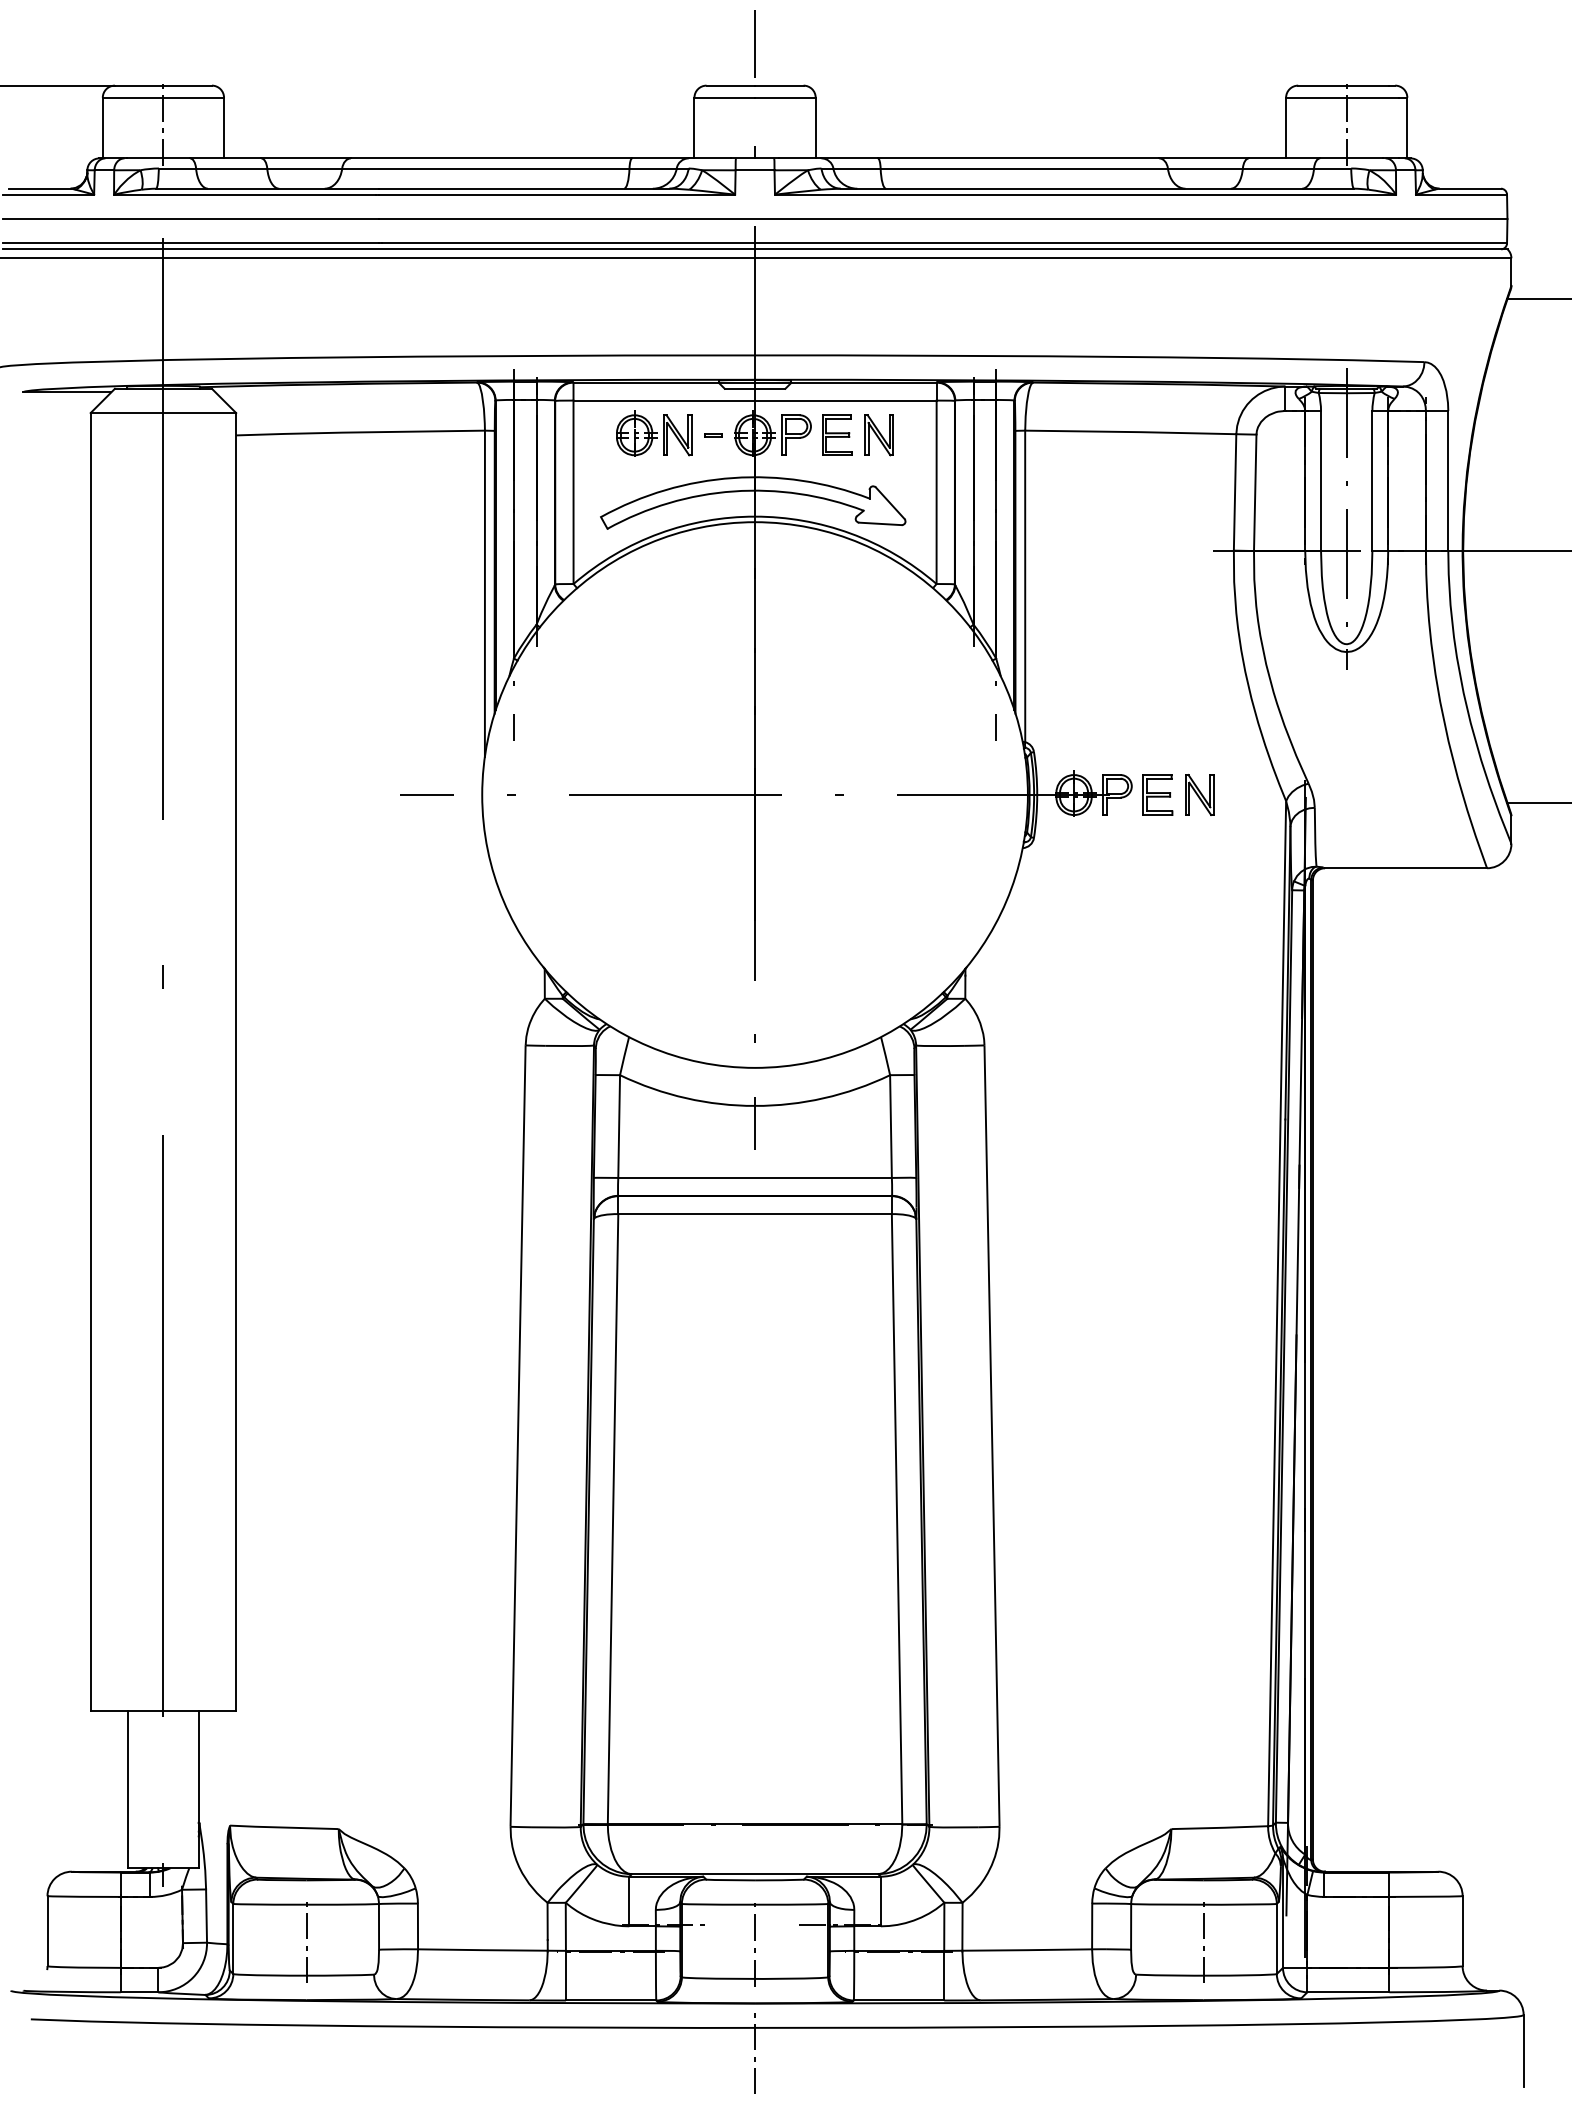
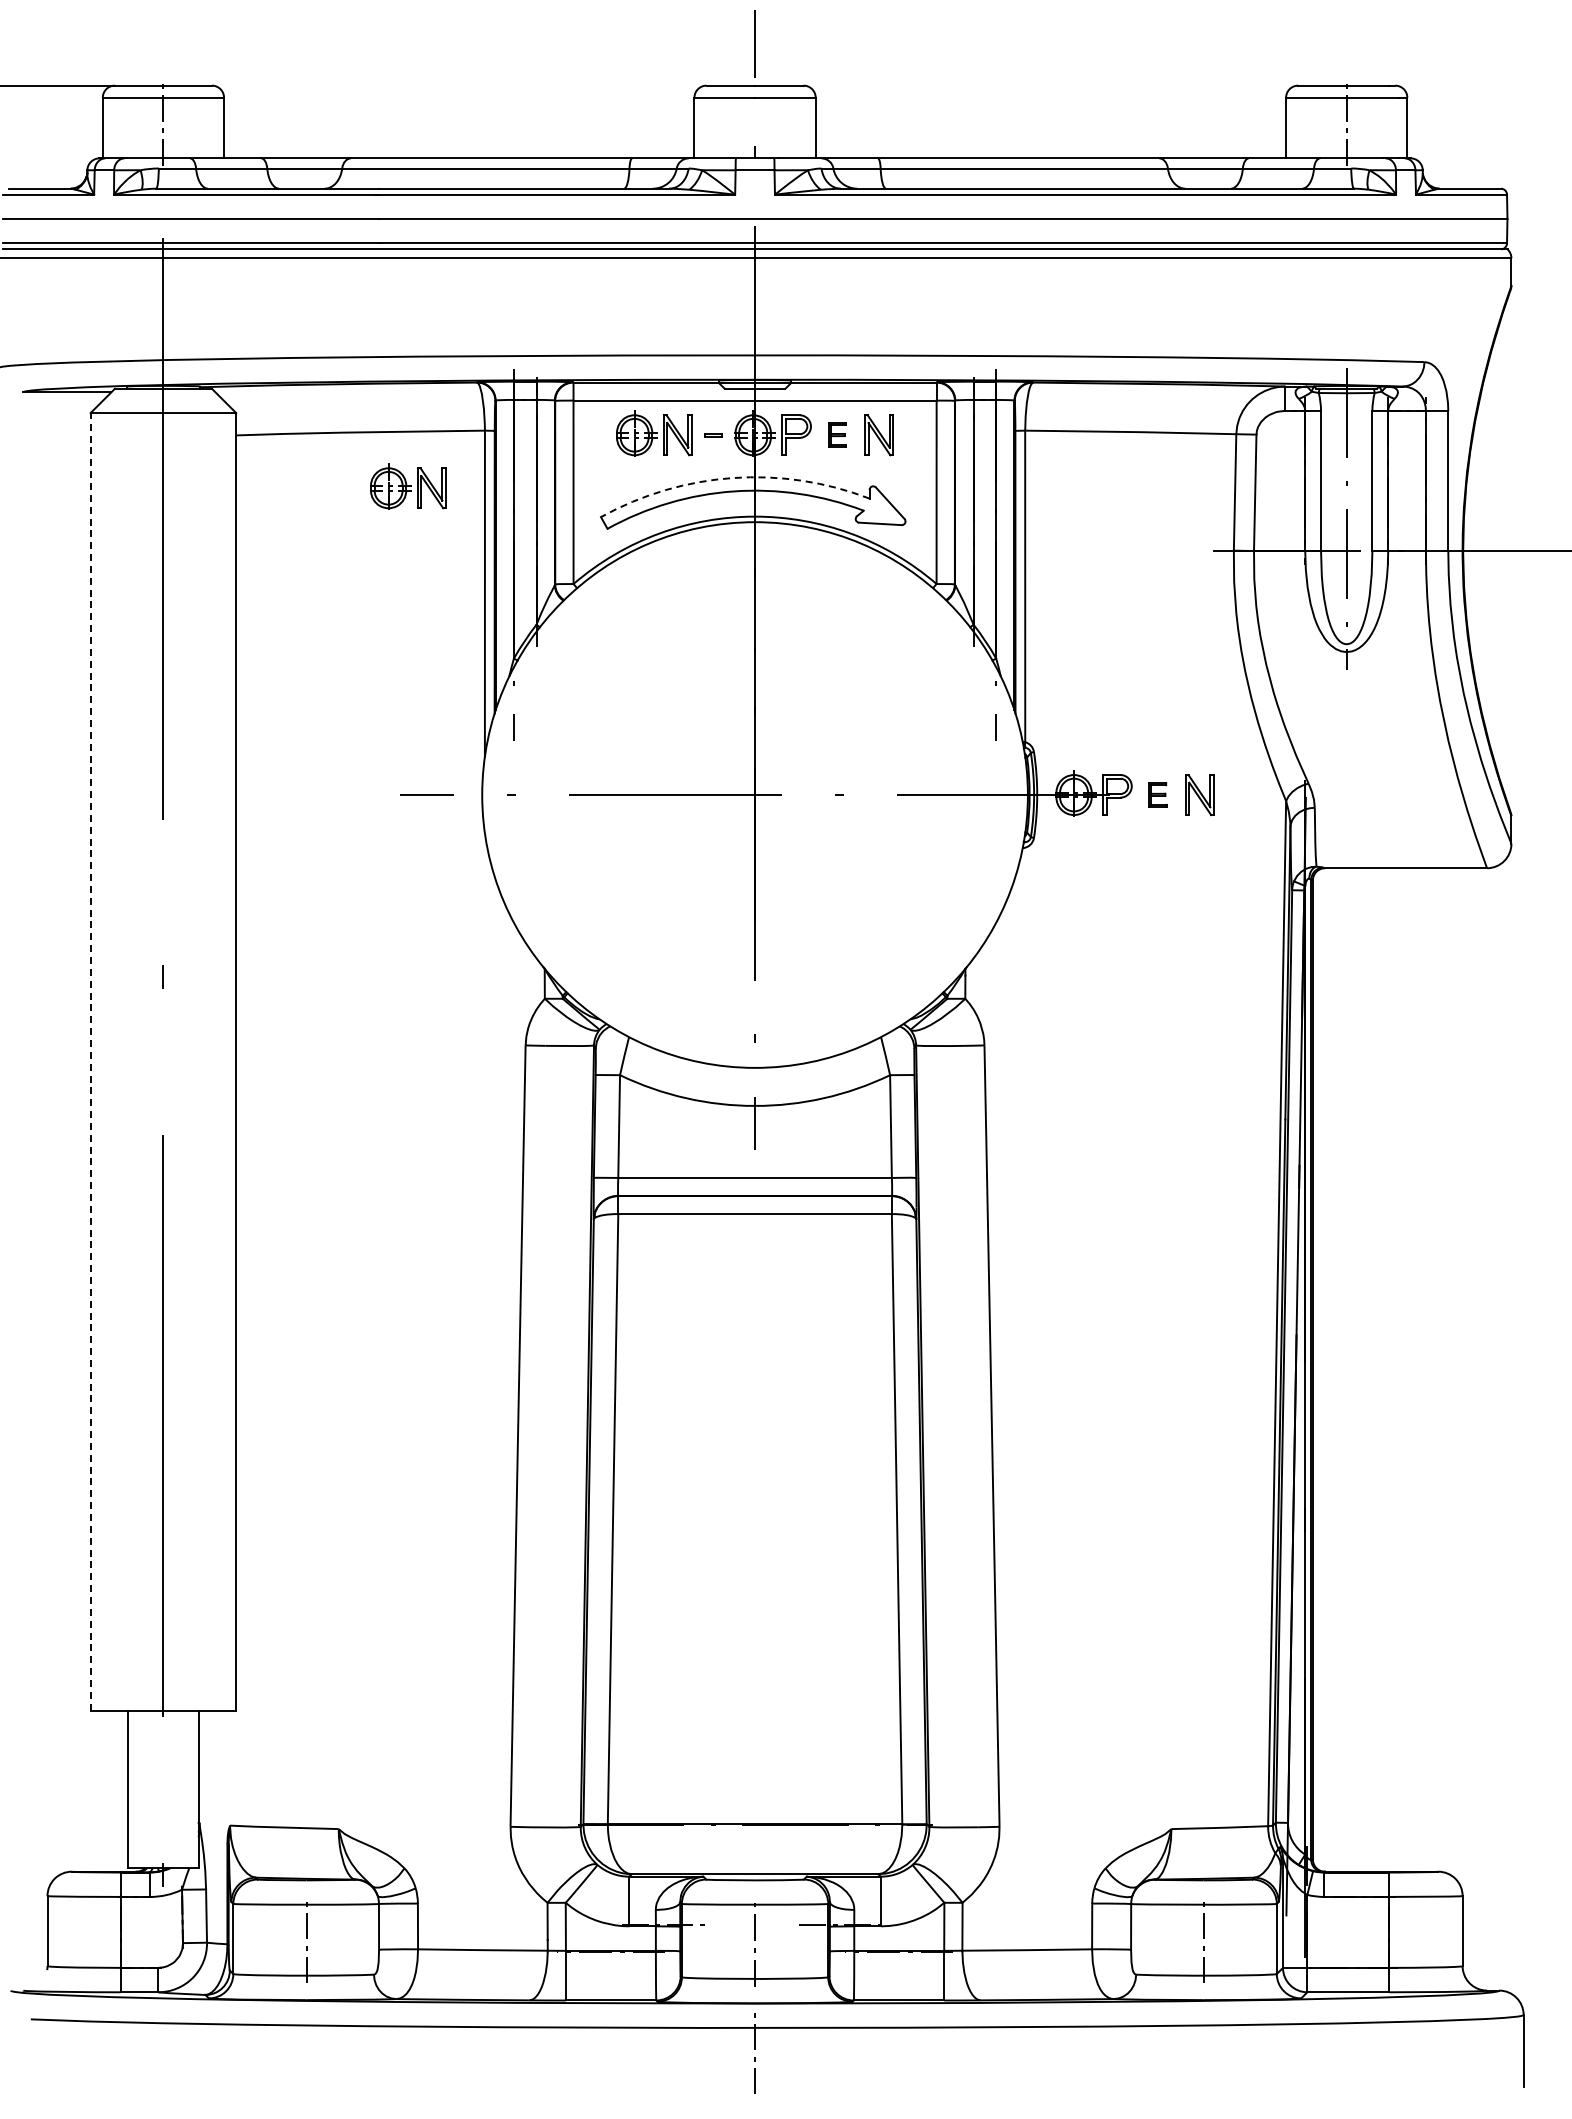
line: present -> none (1537, 299)
part size: 31x42 px -> 19x26 px (837, 434)
arc: solid -> dashed (733, 478)
part: none -> present (408, 486)
part size: 32x42 px -> 20x26 px (1157, 794)
line: present -> none (1537, 802)
line: solid -> dashed (90, 1061)
